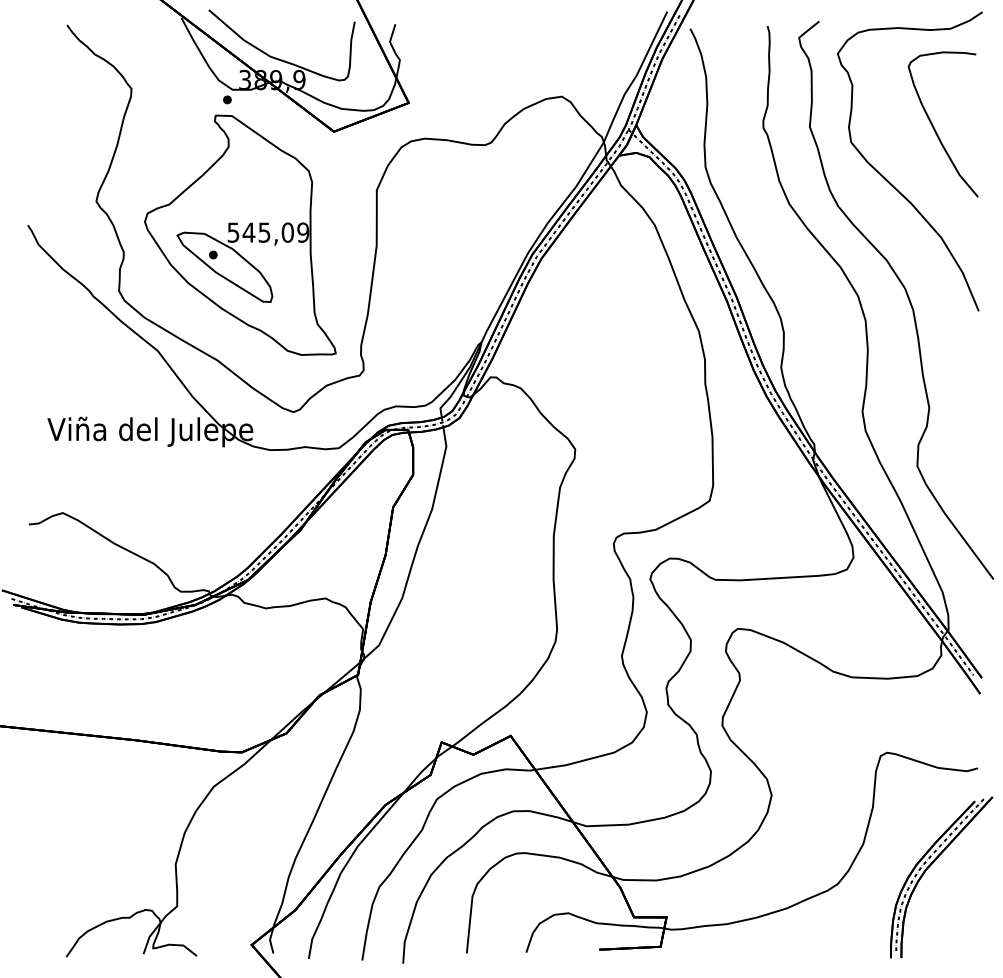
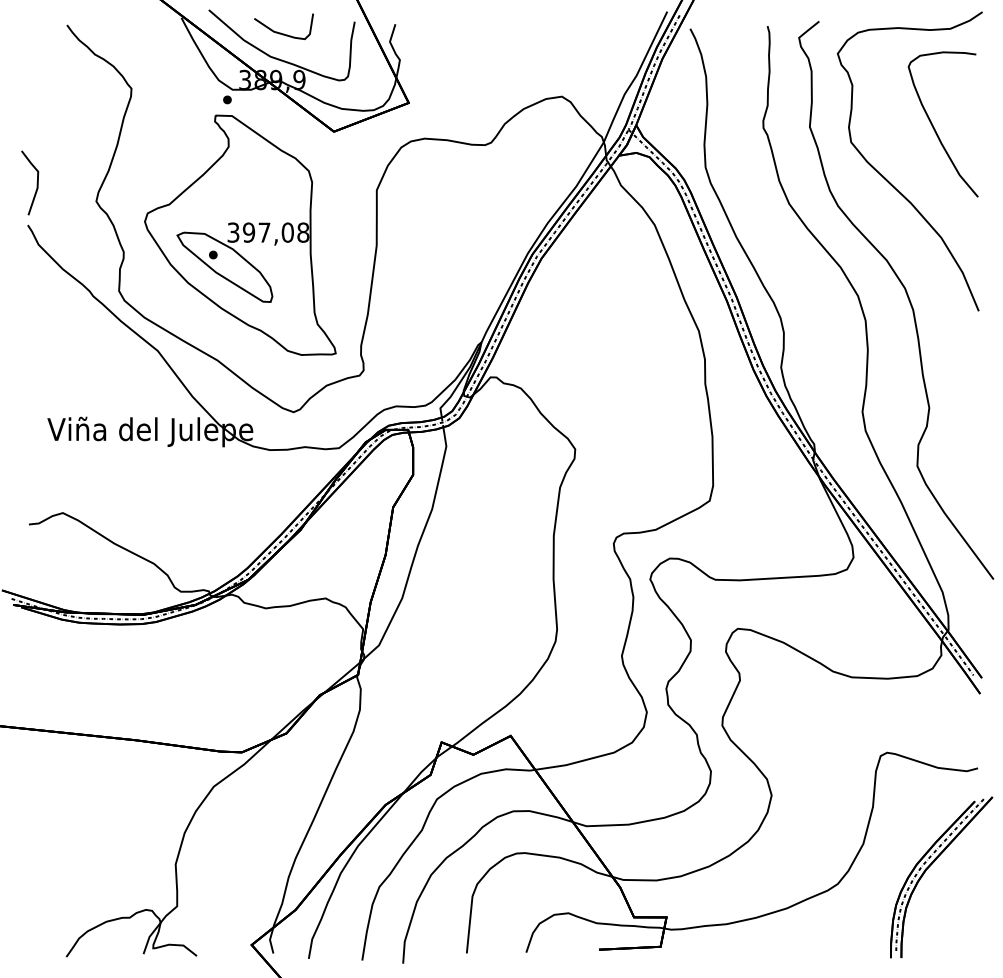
curve: none -> present (280, 32)
line: none -> present (36, 182)
text: 545,09 -> 397,08 (268, 232)
